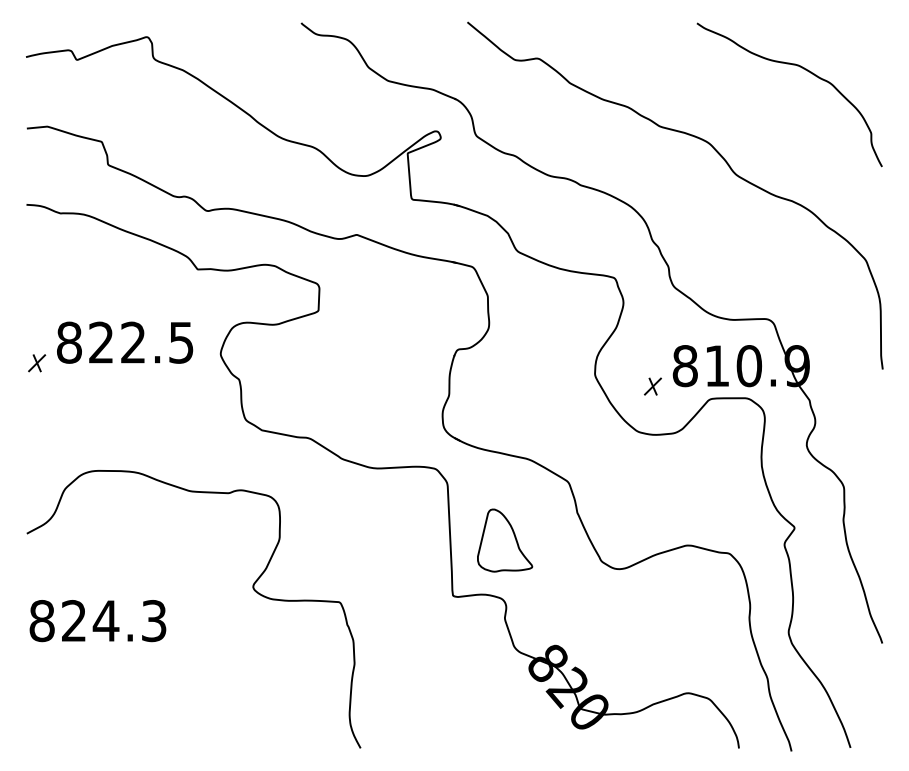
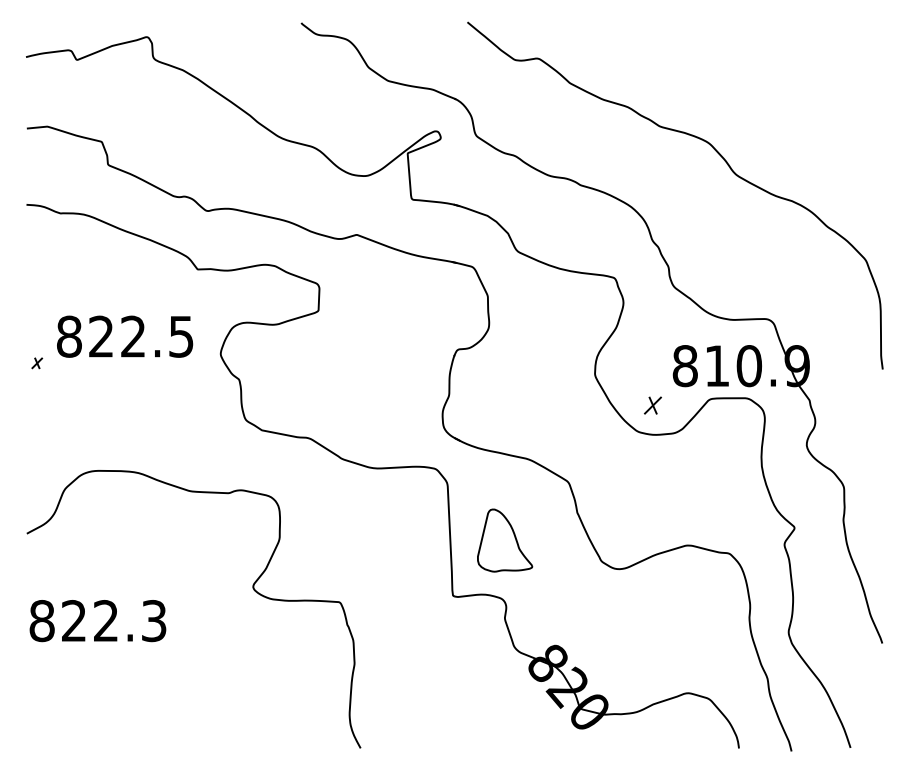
curve: present -> none (801, 68)
text position: (125, 342) -> (125, 336) (125, 336)
part size: 19x19 px -> 13x13 px (37, 363)
part position: (652, 386) -> (652, 405) (652, 405)
text: 824.3 -> 822.3 (105, 620)
